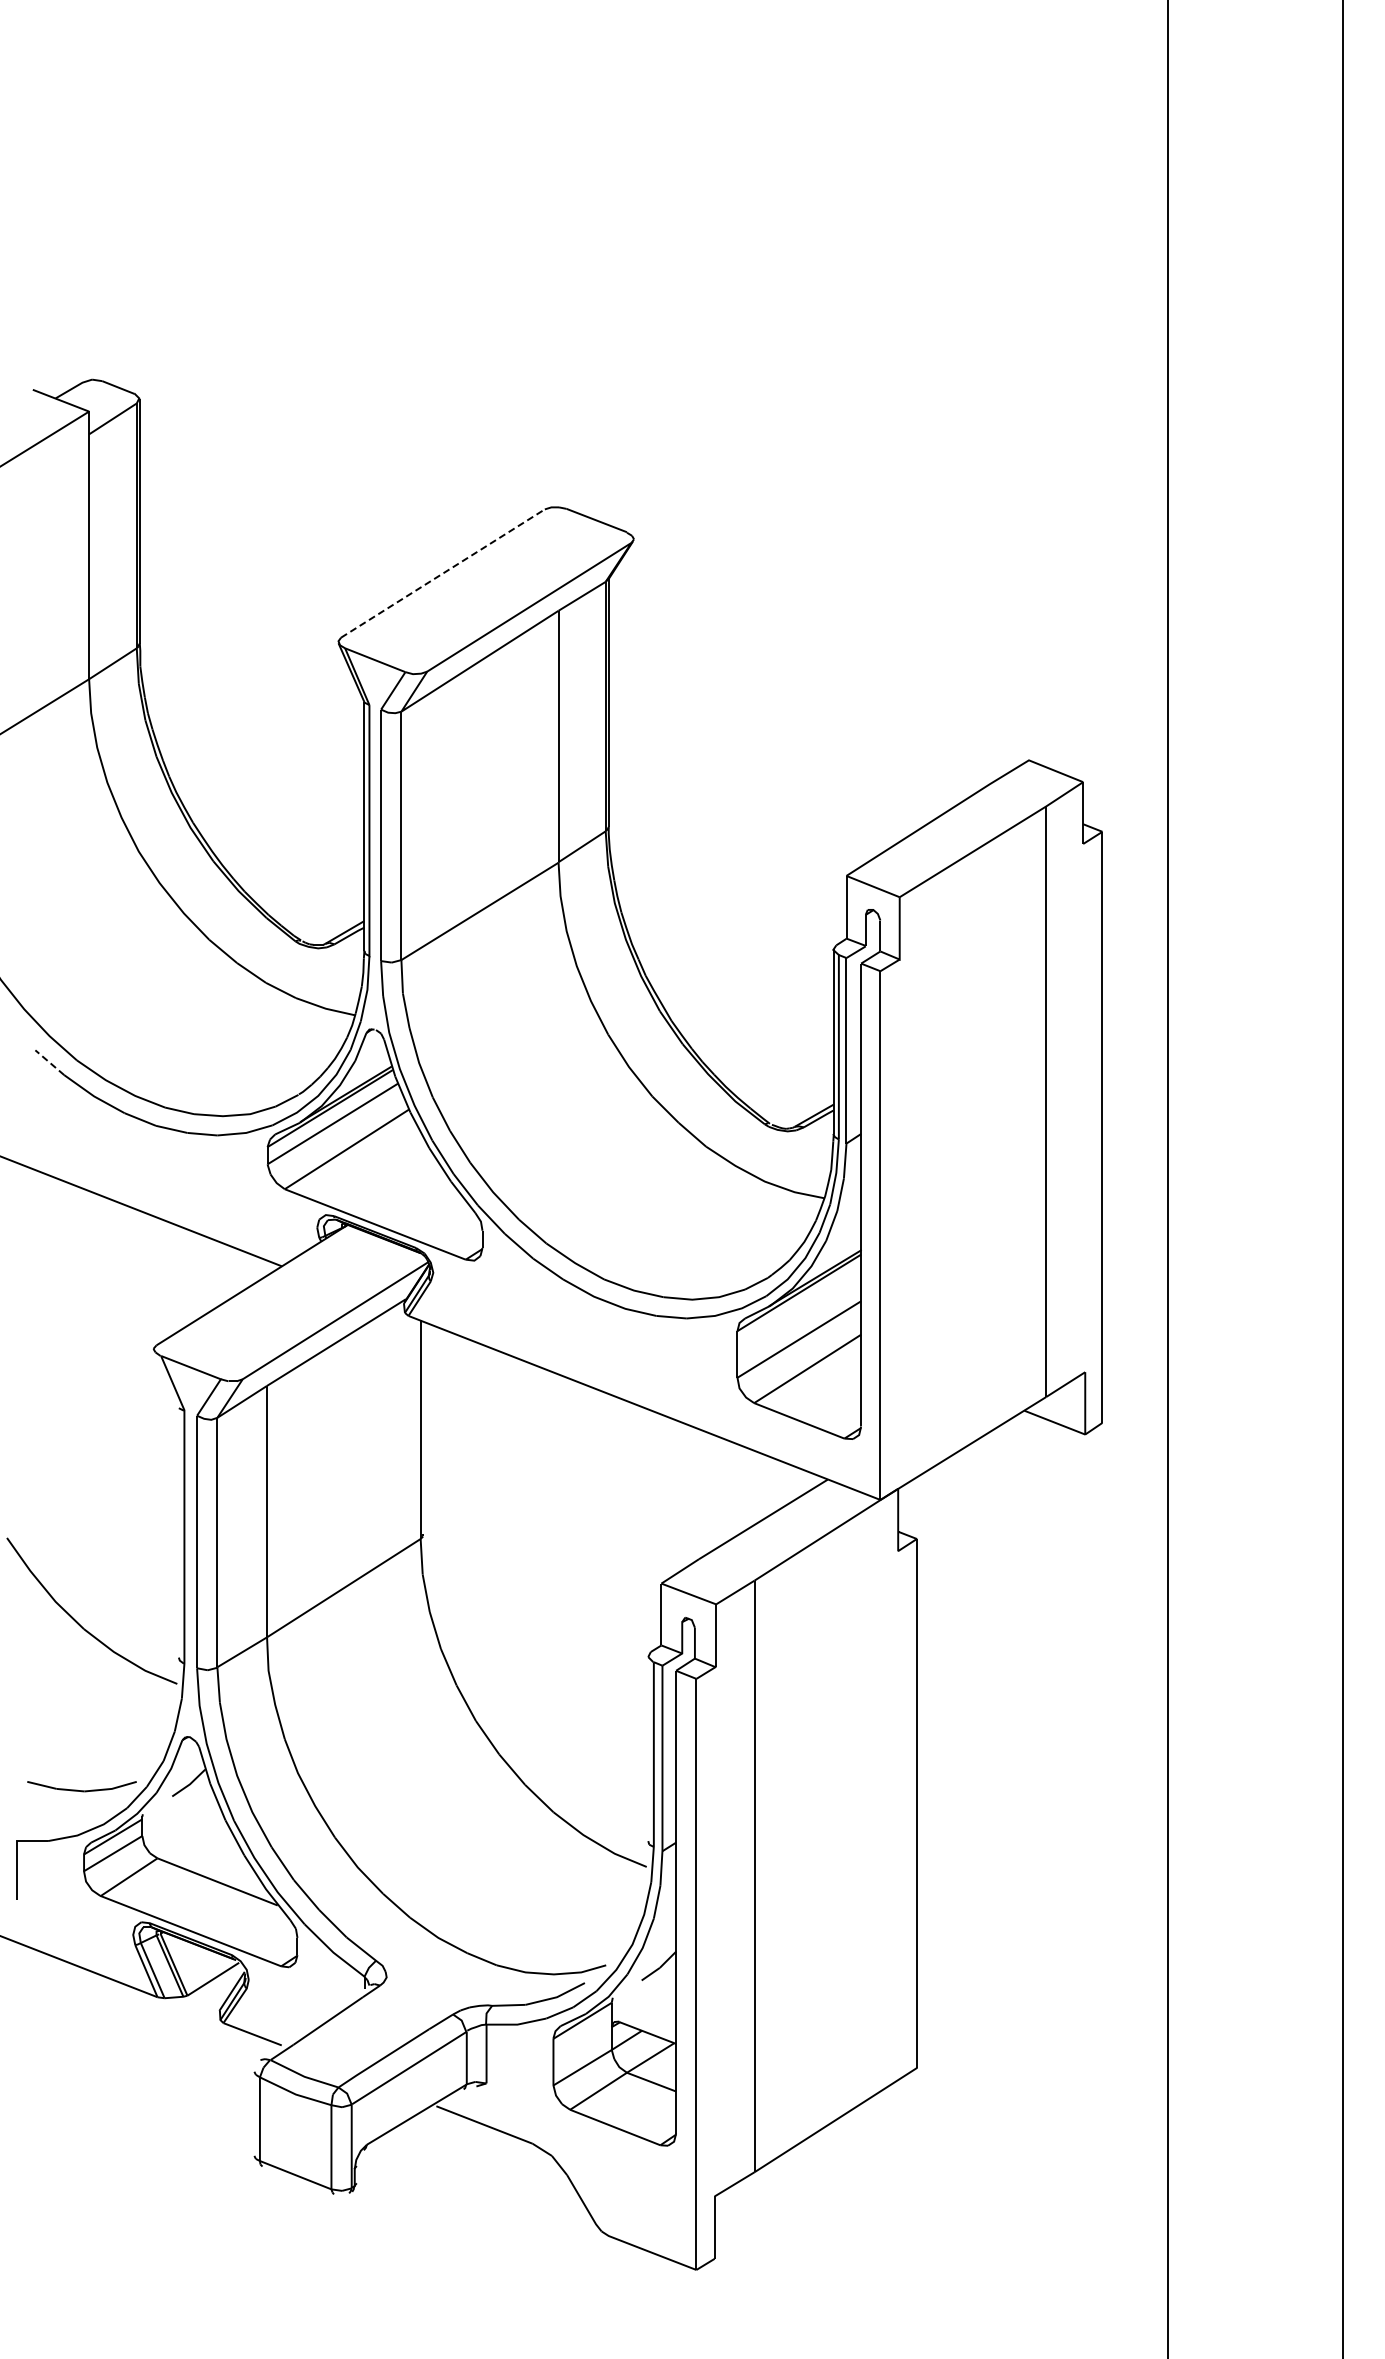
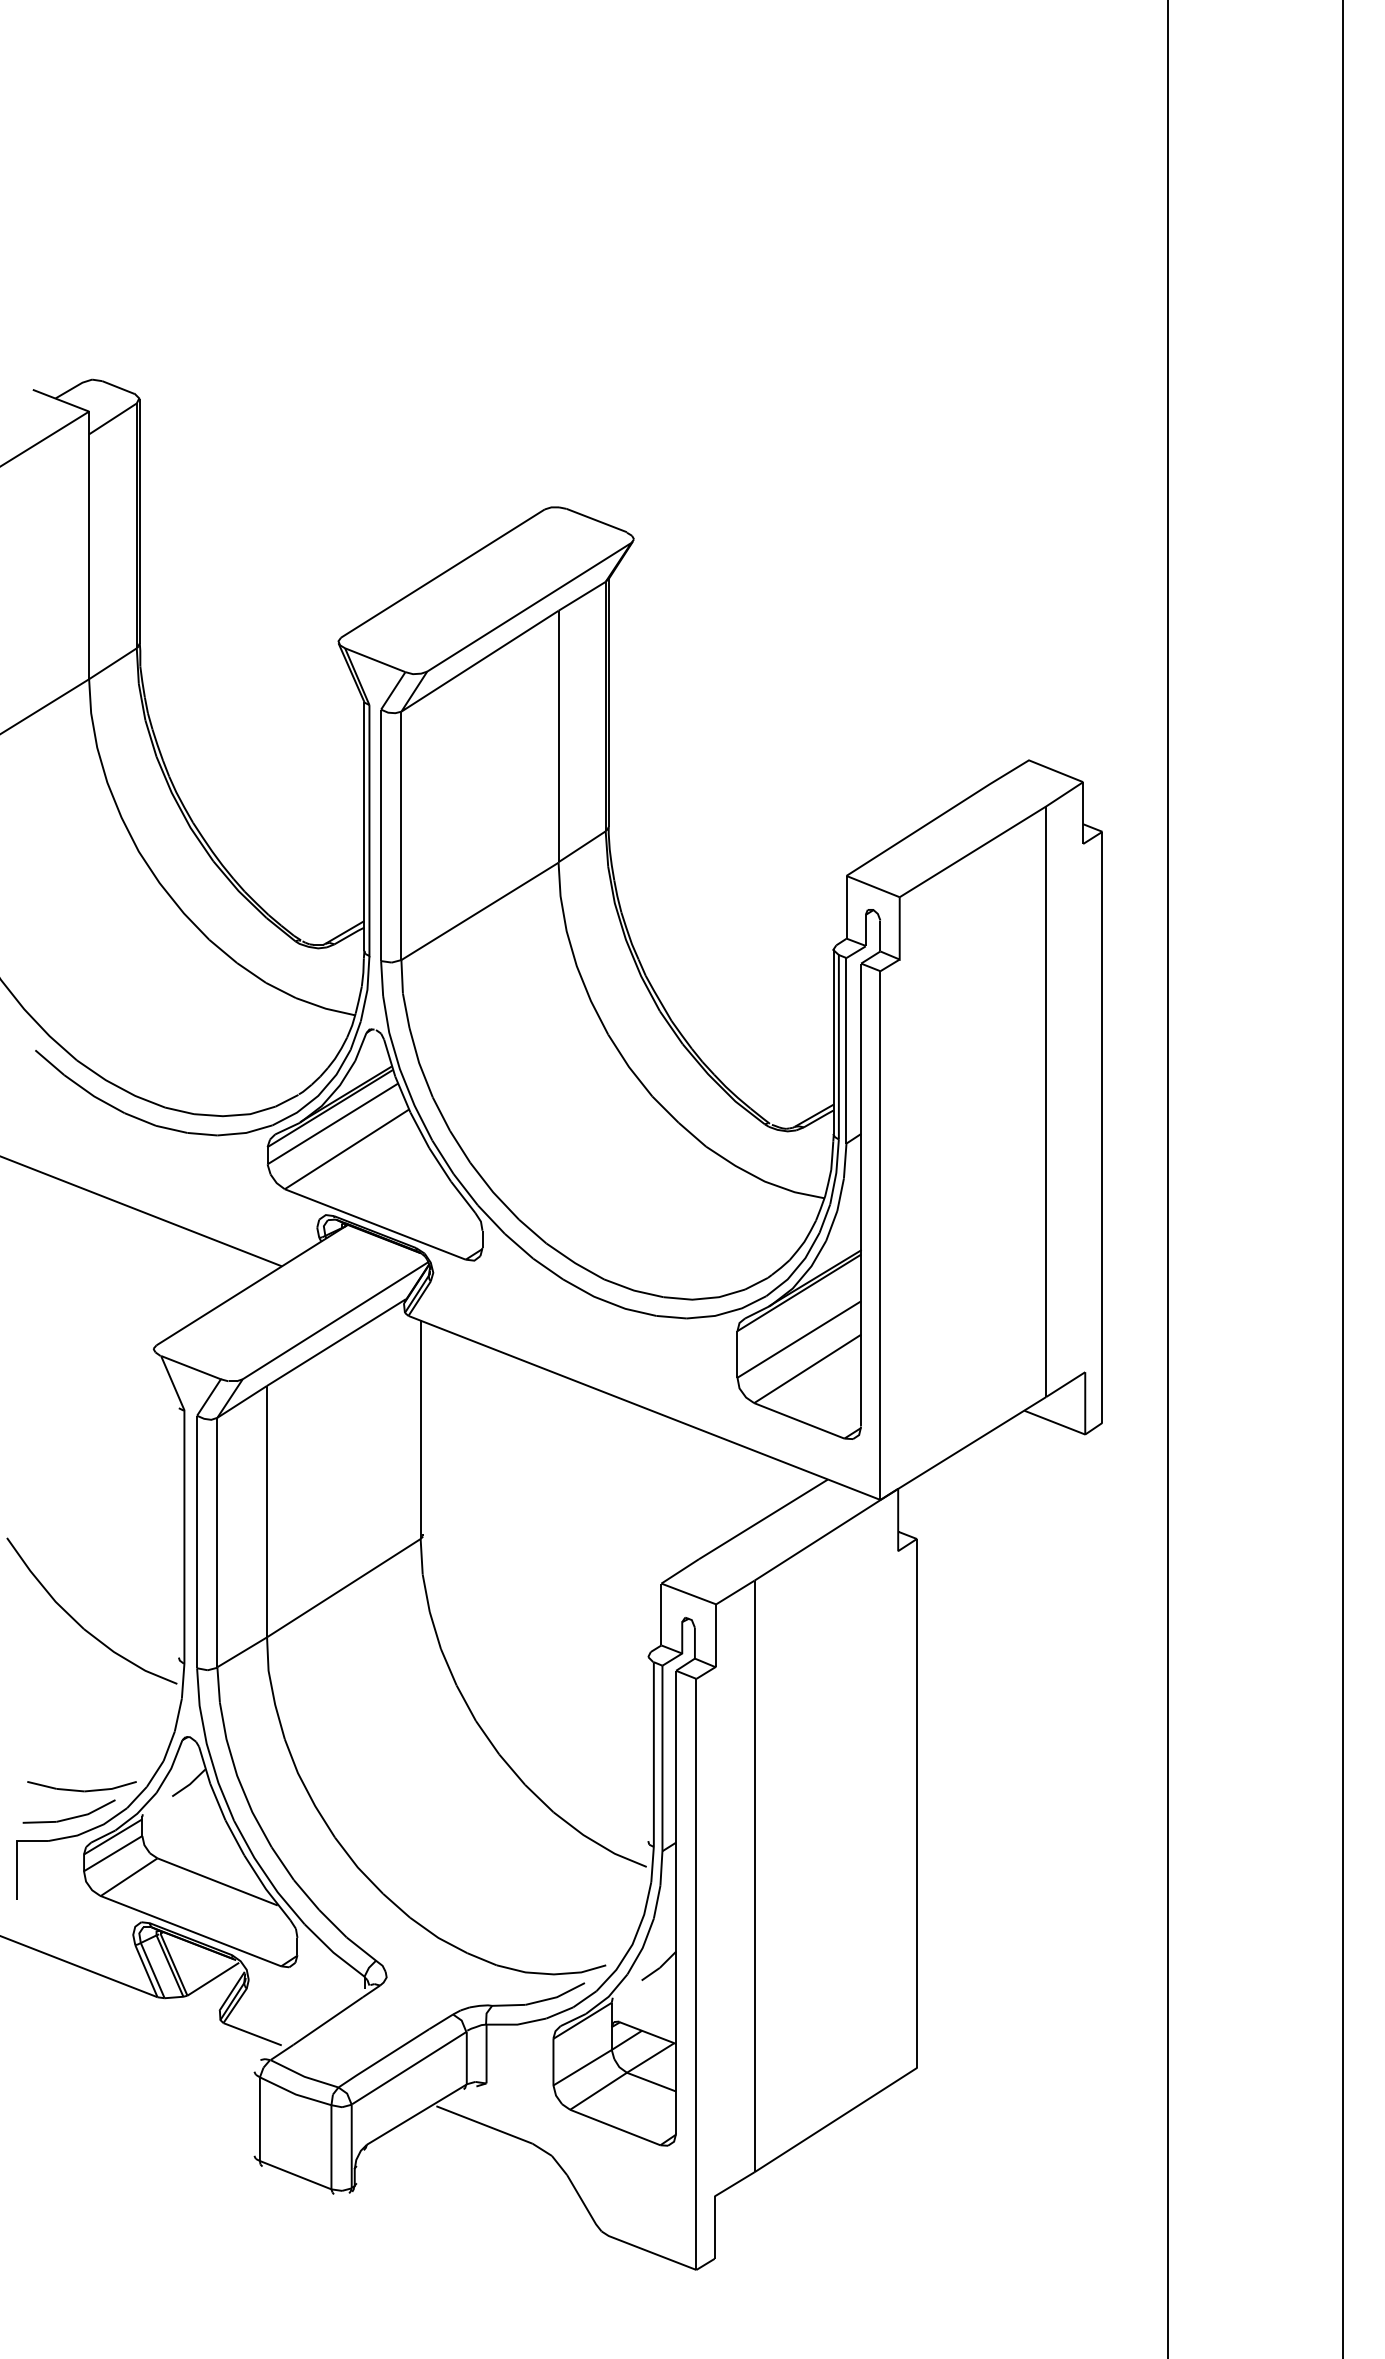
line: dashed -> solid (443, 573)
line: dashed -> solid (49, 1062)
part: none -> present (69, 1817)
